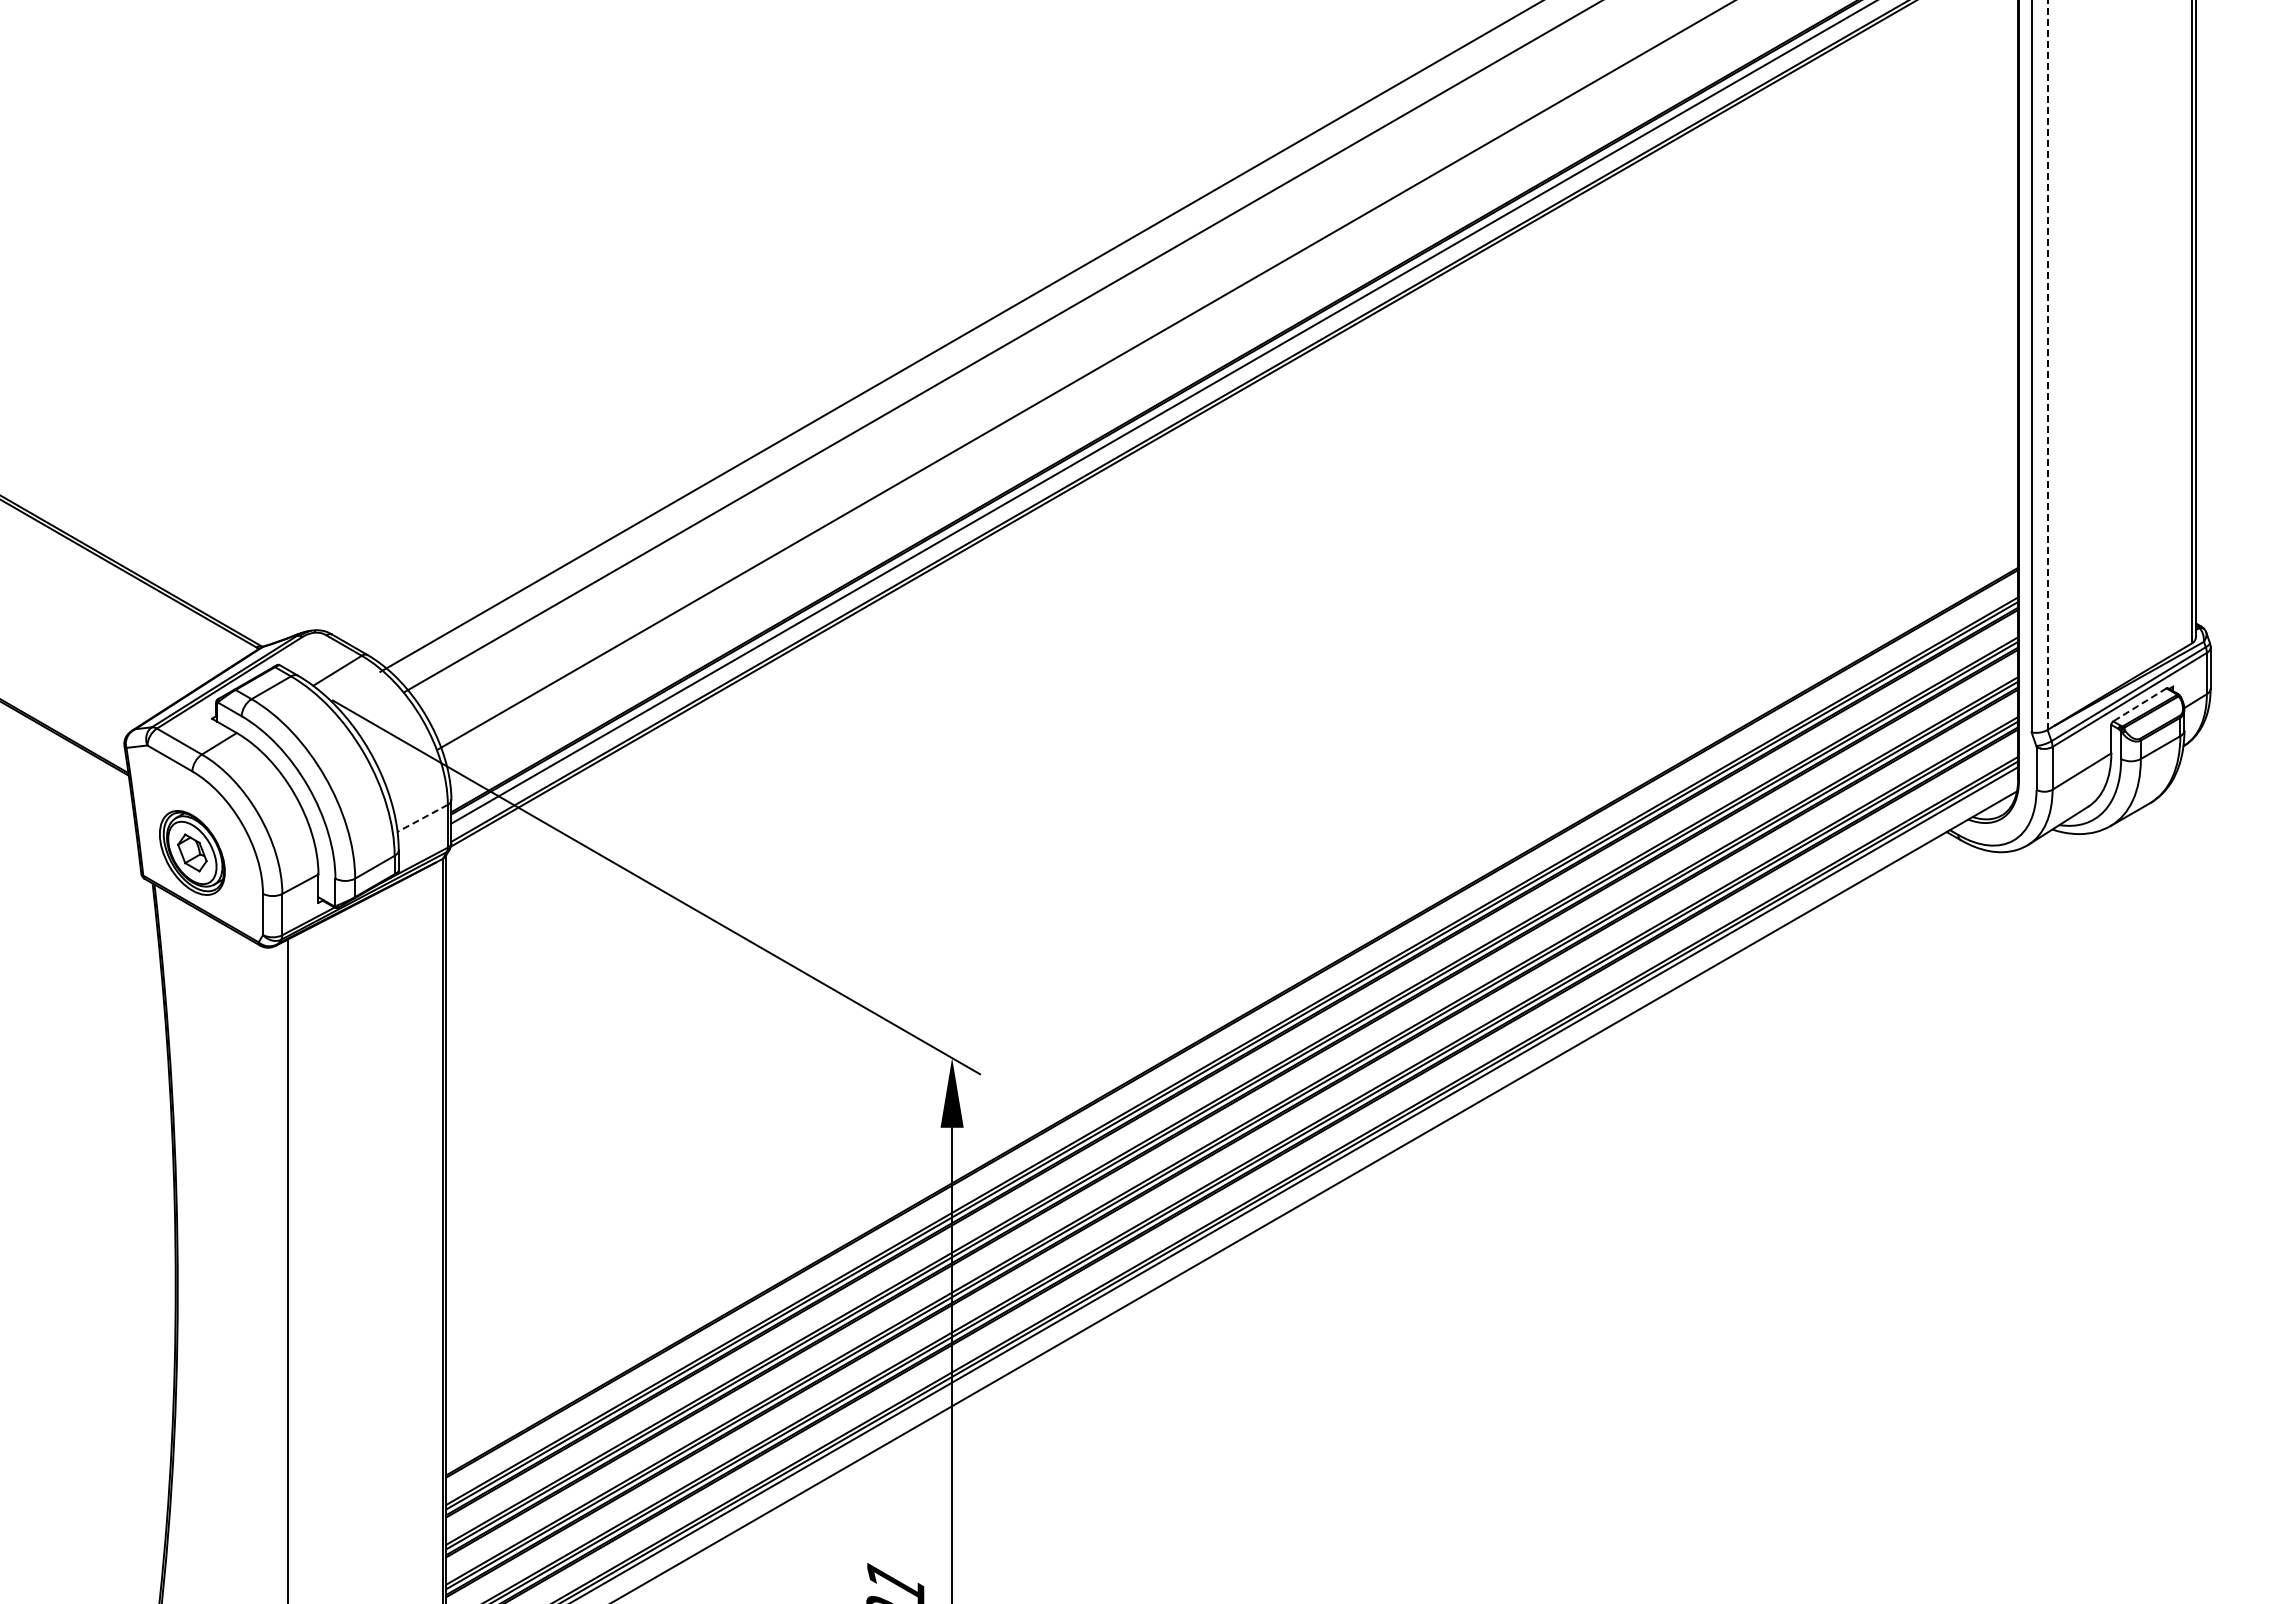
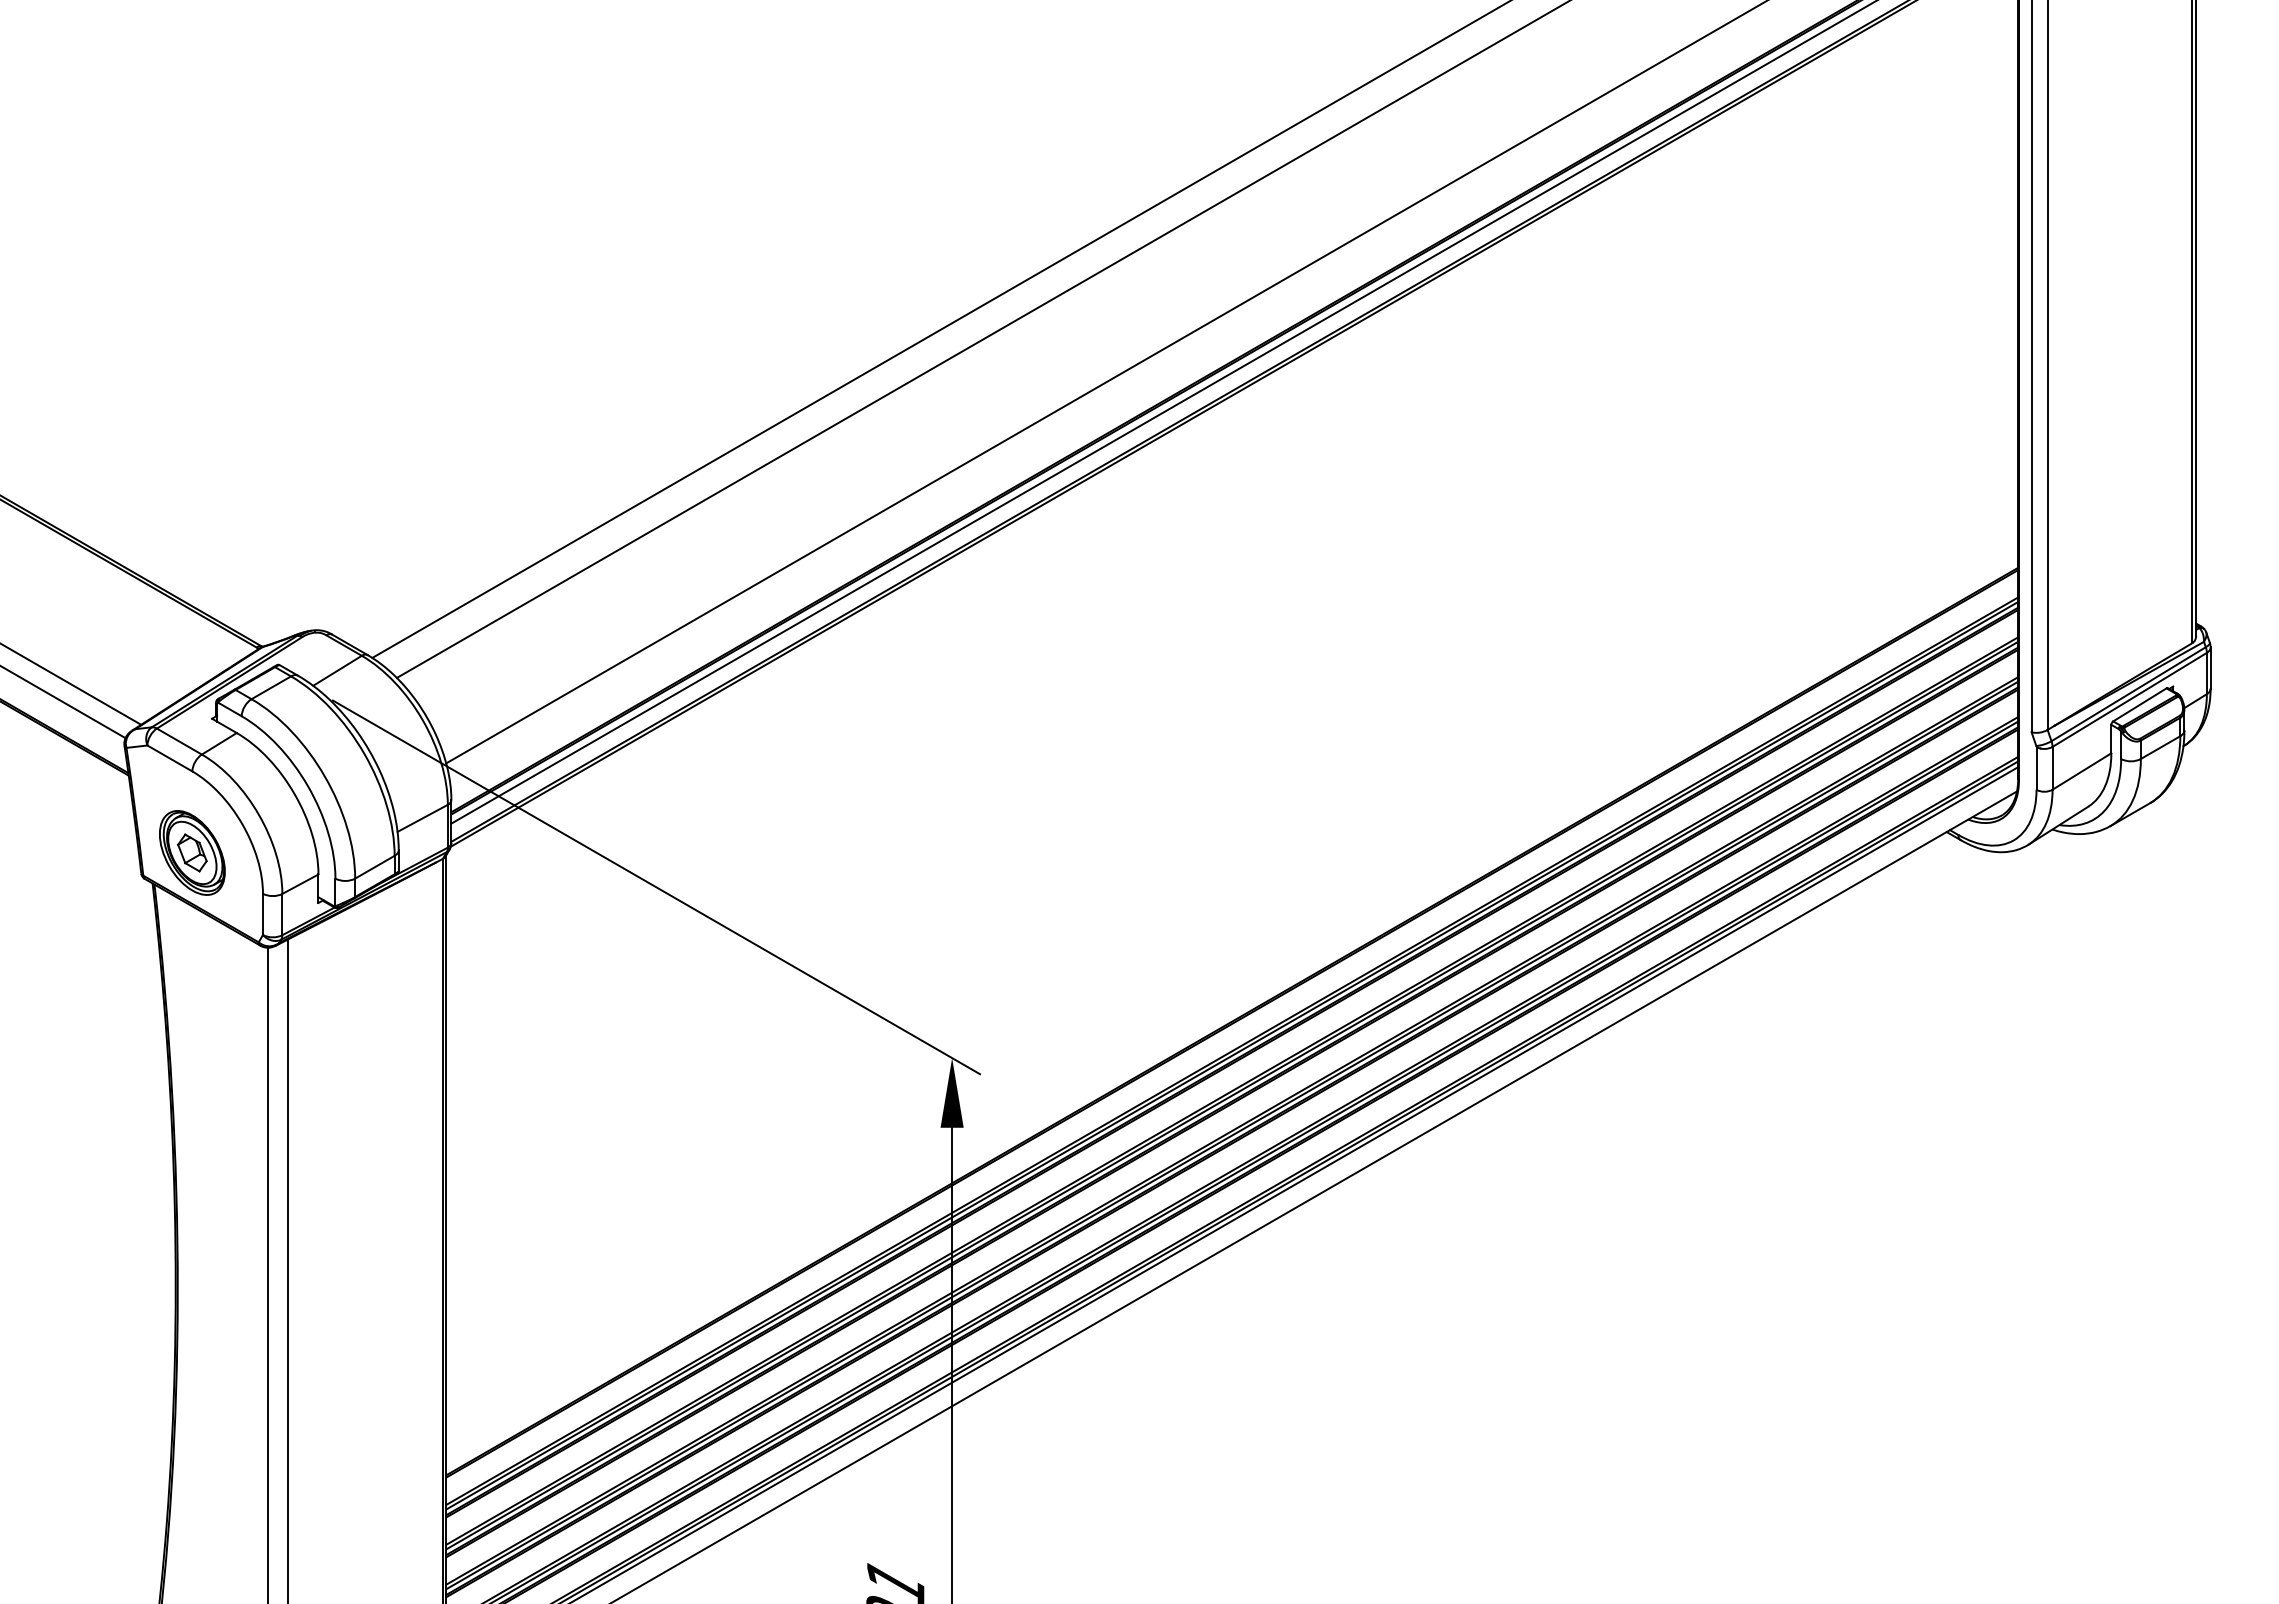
line position: (960, 336) -> (939, 329) (939, 329)
line position: (1001, 346) -> (981, 339) (981, 339)
line: dashed -> solid (2047, 365)
line position: (1085, 375) -> (1105, 382) (1105, 382)
line: none -> present (71, 684)
line: none -> present (63, 702)
line: dashed -> solid (2139, 705)
line: dashed -> solid (422, 818)
line: none -> present (268, 1273)
